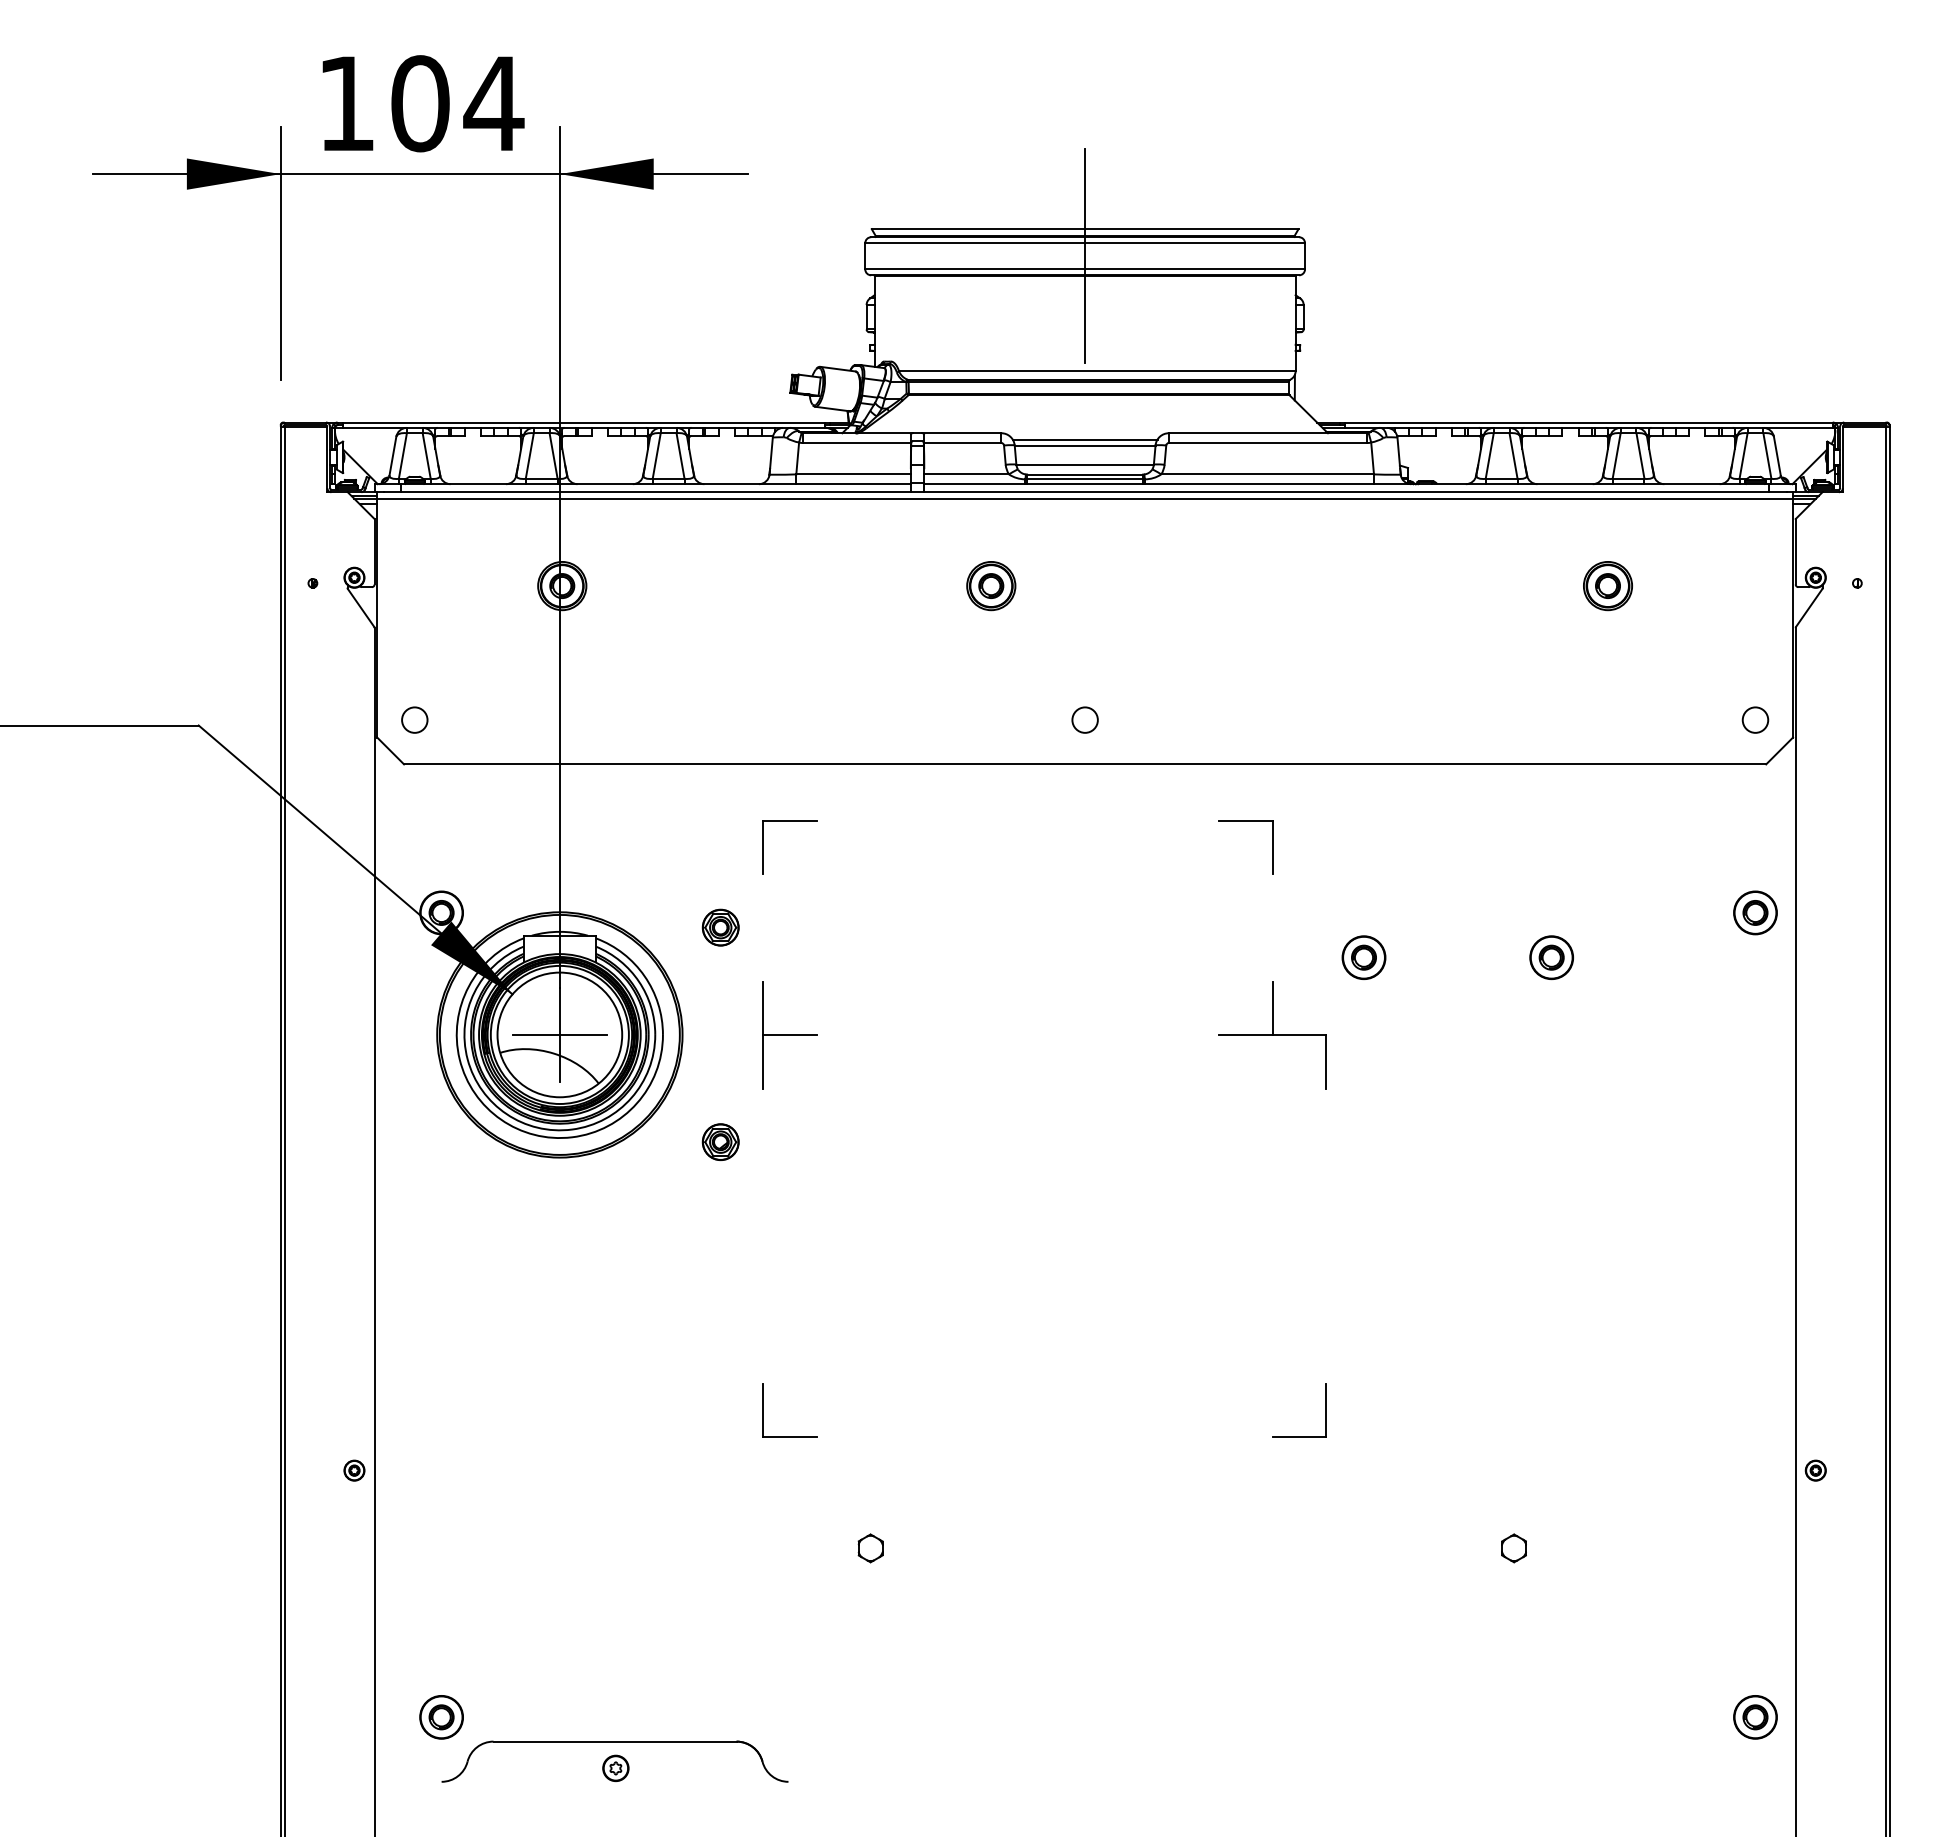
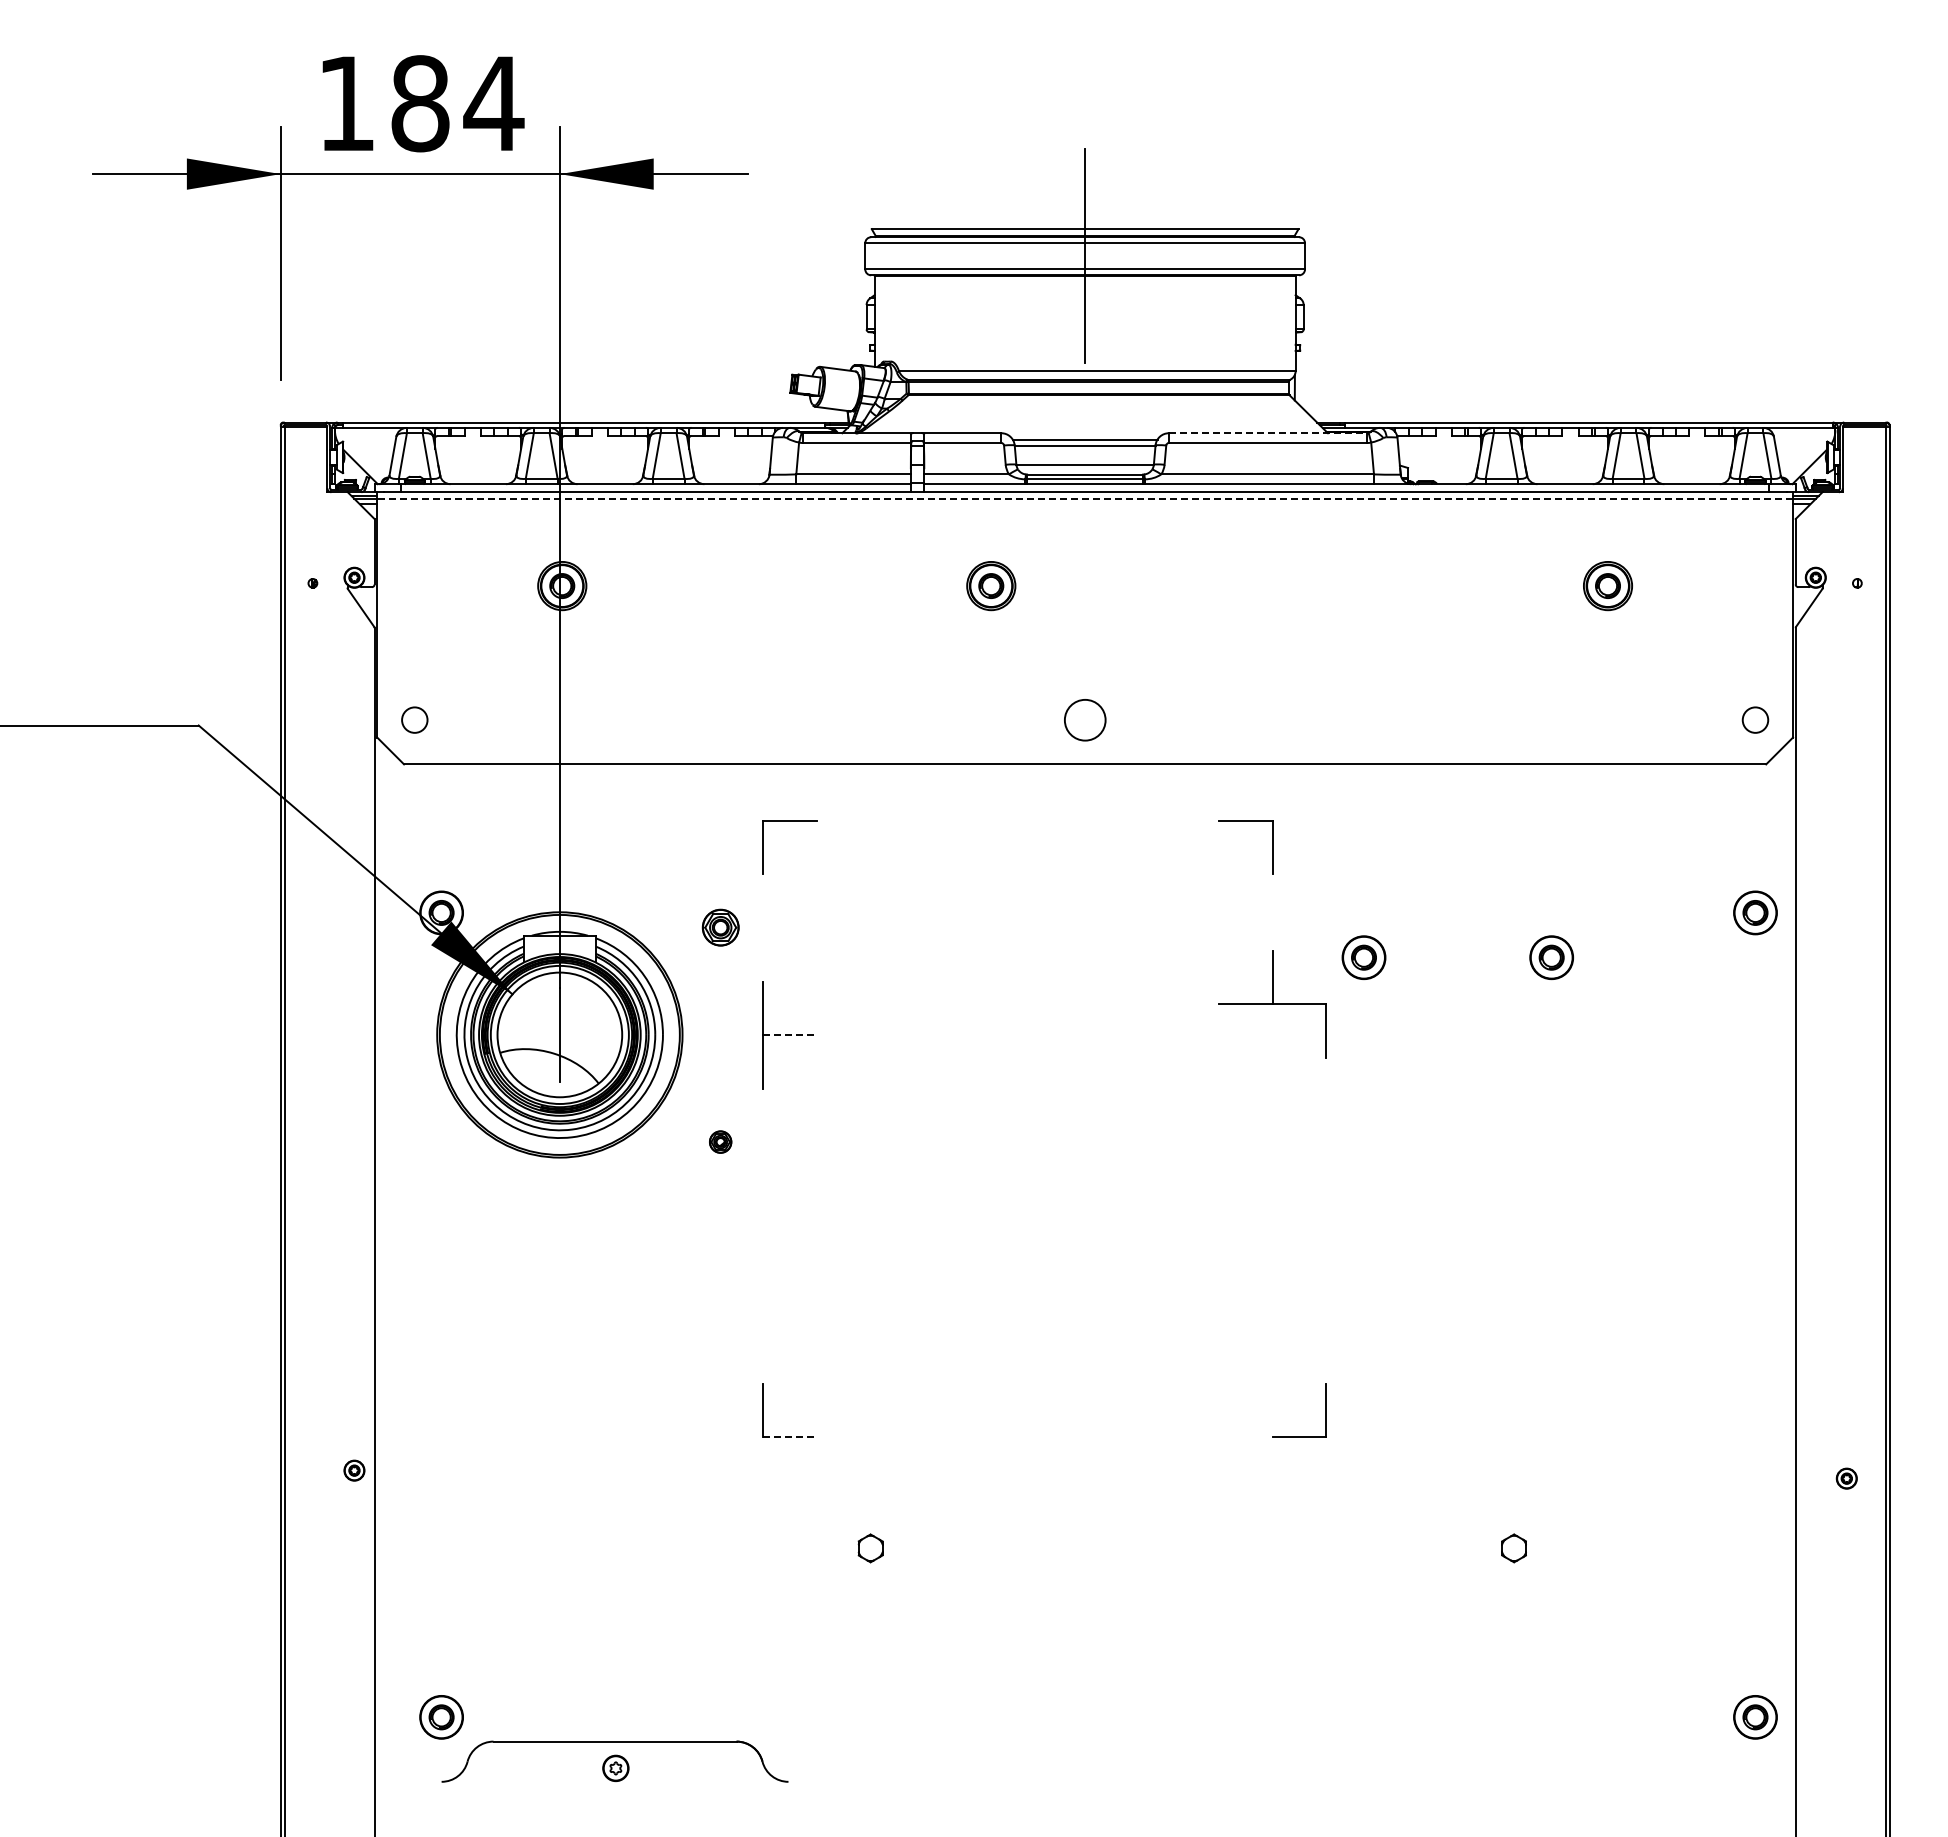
text: 104 -> 184 (420, 103)
line: solid -> dashed (1268, 433)
line: solid -> dashed (1085, 498)
circle size: 28x28 px -> 43x43 px (1085, 720)
line: present -> none (559, 1034)
line: solid -> dashed (790, 1035)
part position: (1272, 1035) -> (1272, 1004) (1272, 1004)
part size: 39x38 px -> 24x24 px (720, 1141)
line: solid -> dashed (790, 1437)
part position: (1815, 1470) -> (1846, 1478) (1846, 1478)
